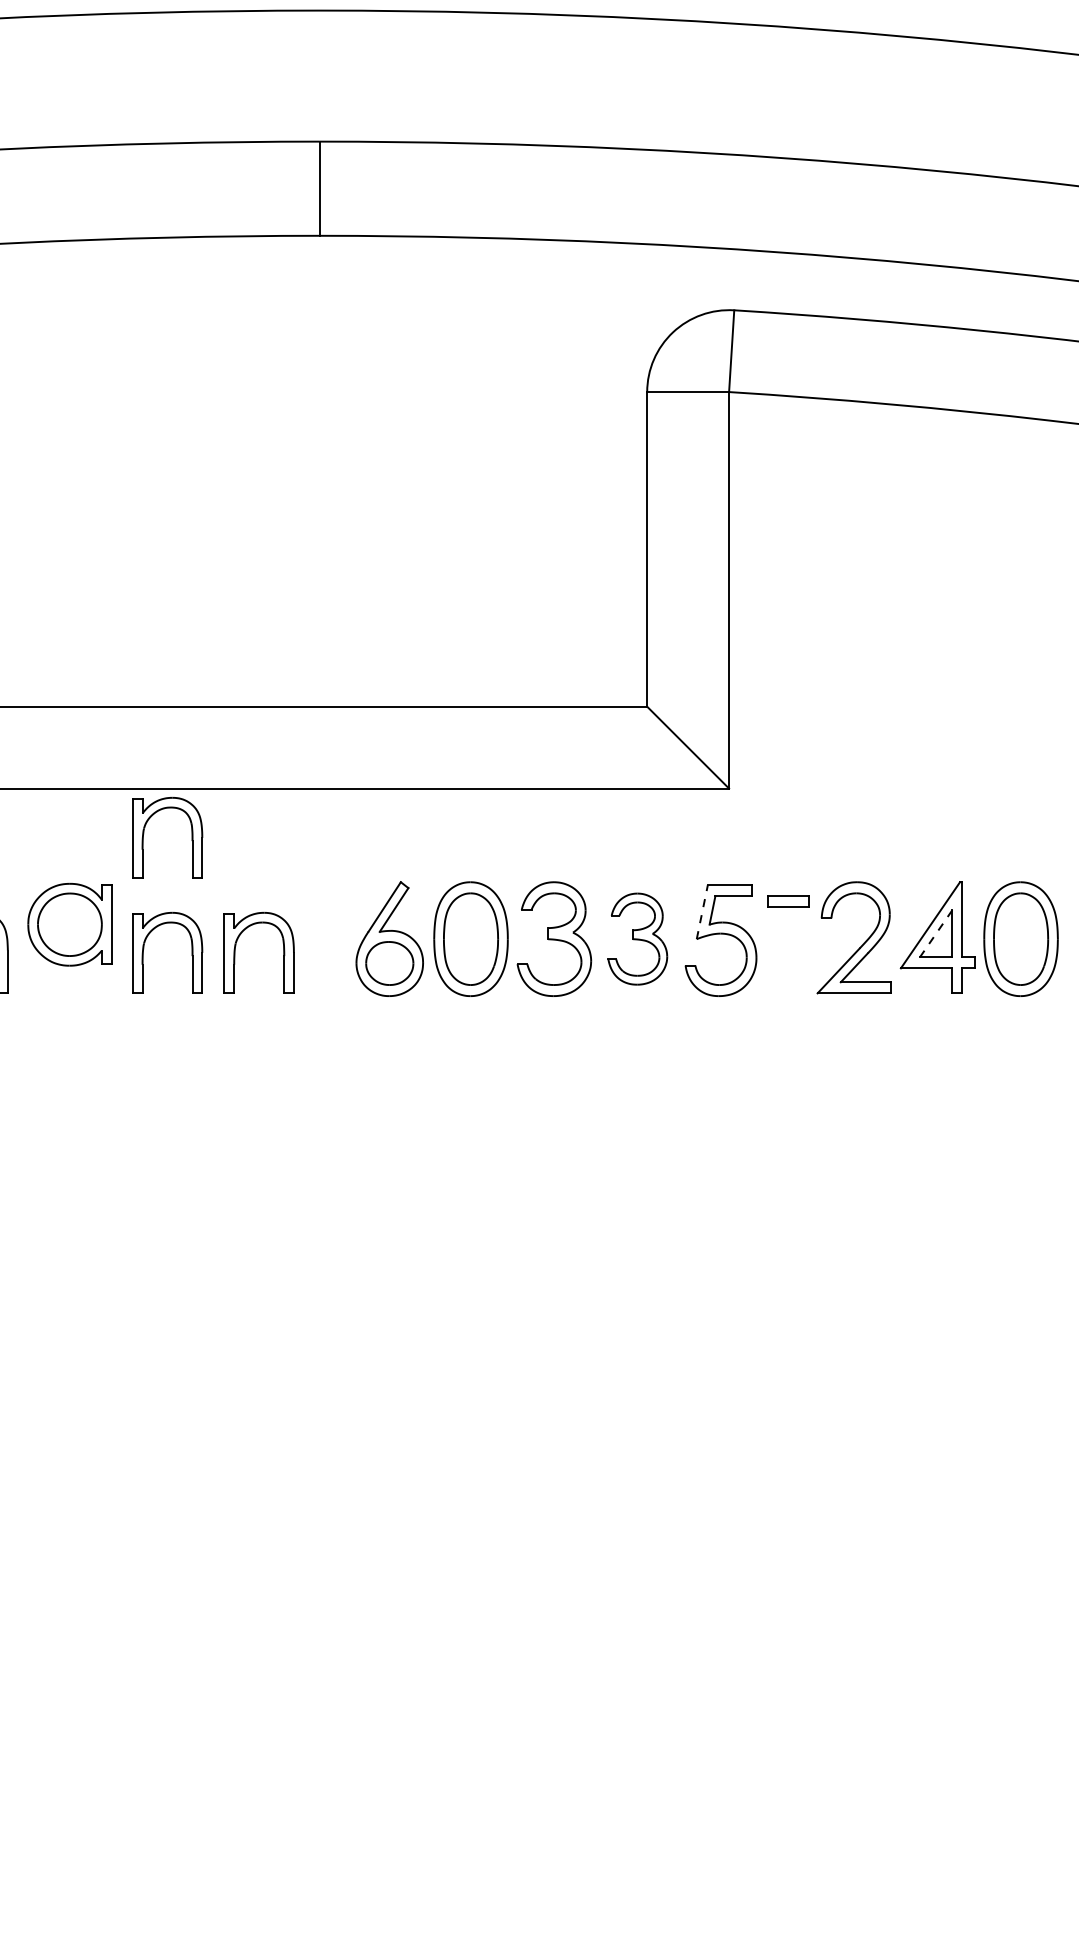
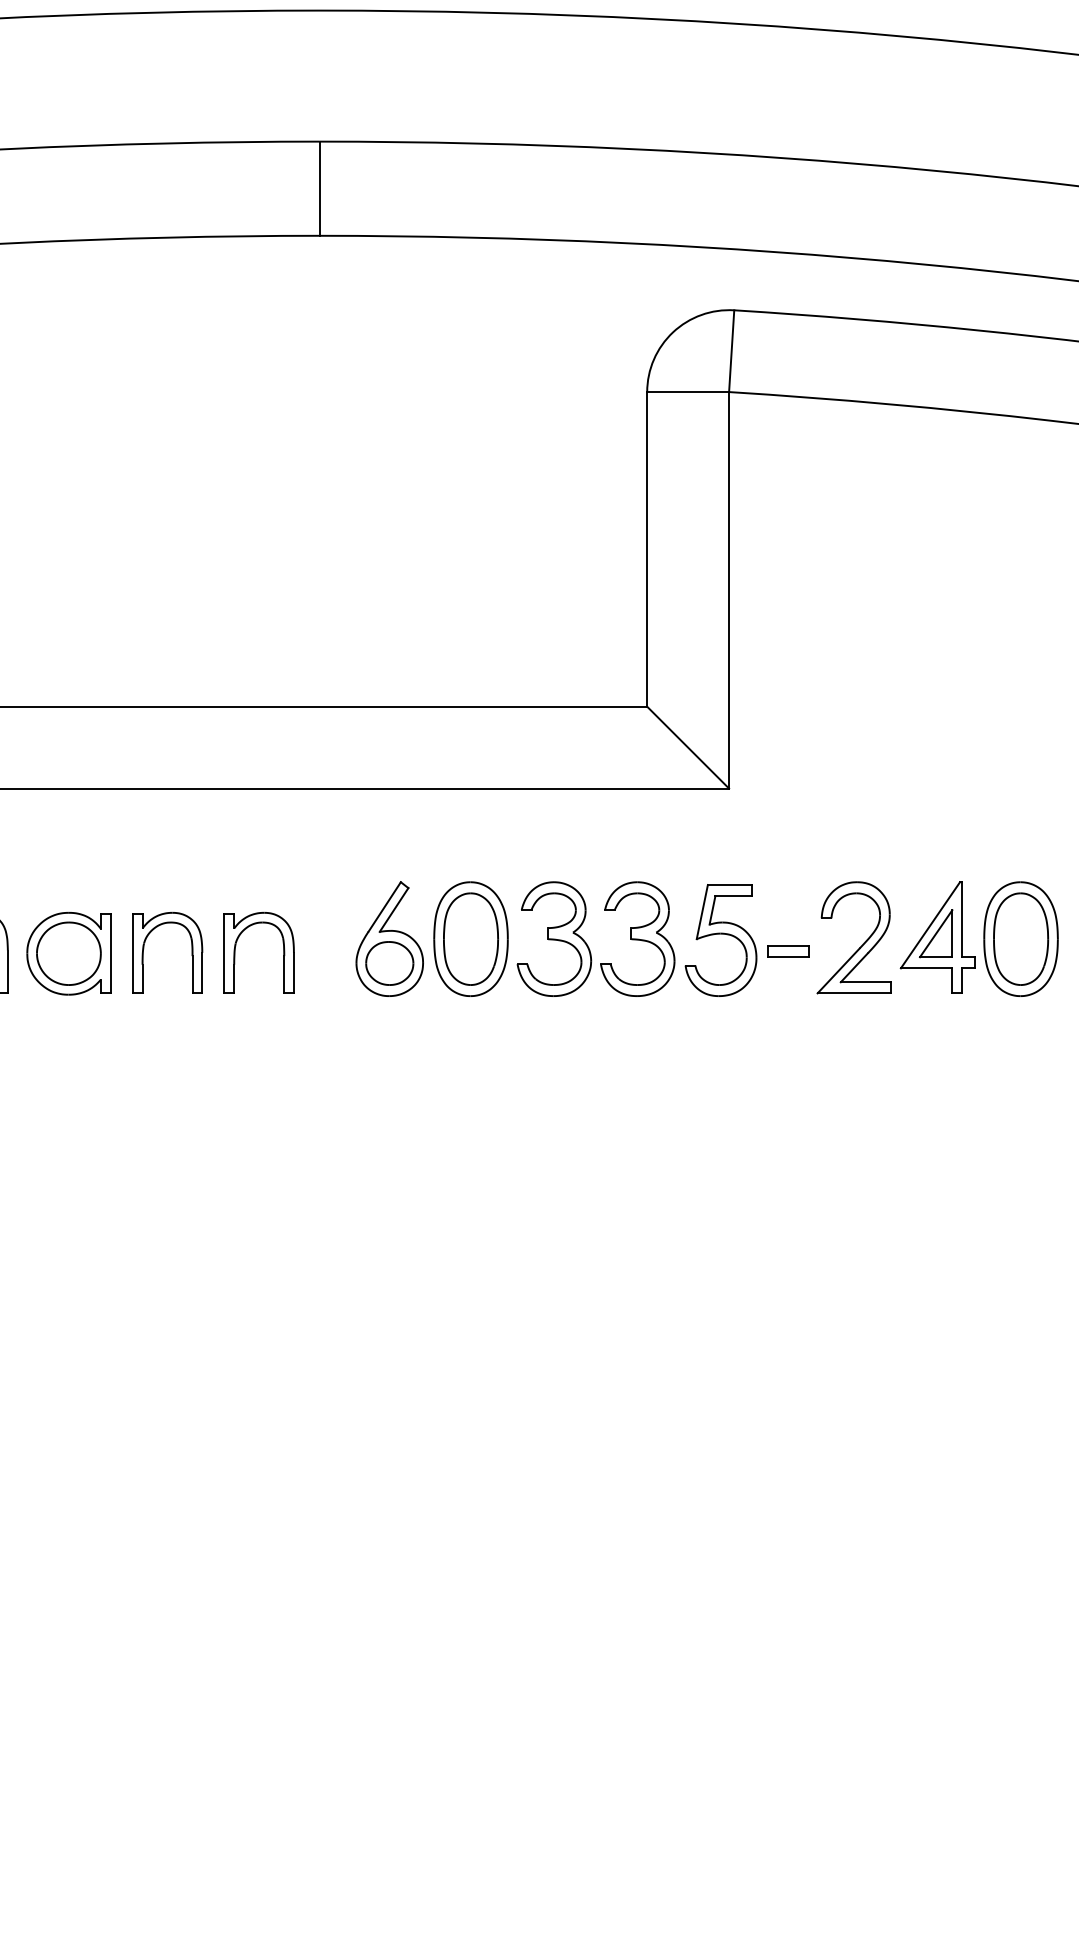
part: present -> none (144, 833)
part position: (788, 901) -> (788, 951) (788, 951)
line: dashed -> solid (702, 912)
part position: (69, 924) -> (68, 953) (68, 953)
line: dashed -> solid (936, 933)
part size: 62x94 px -> 76x116 px (637, 938)
